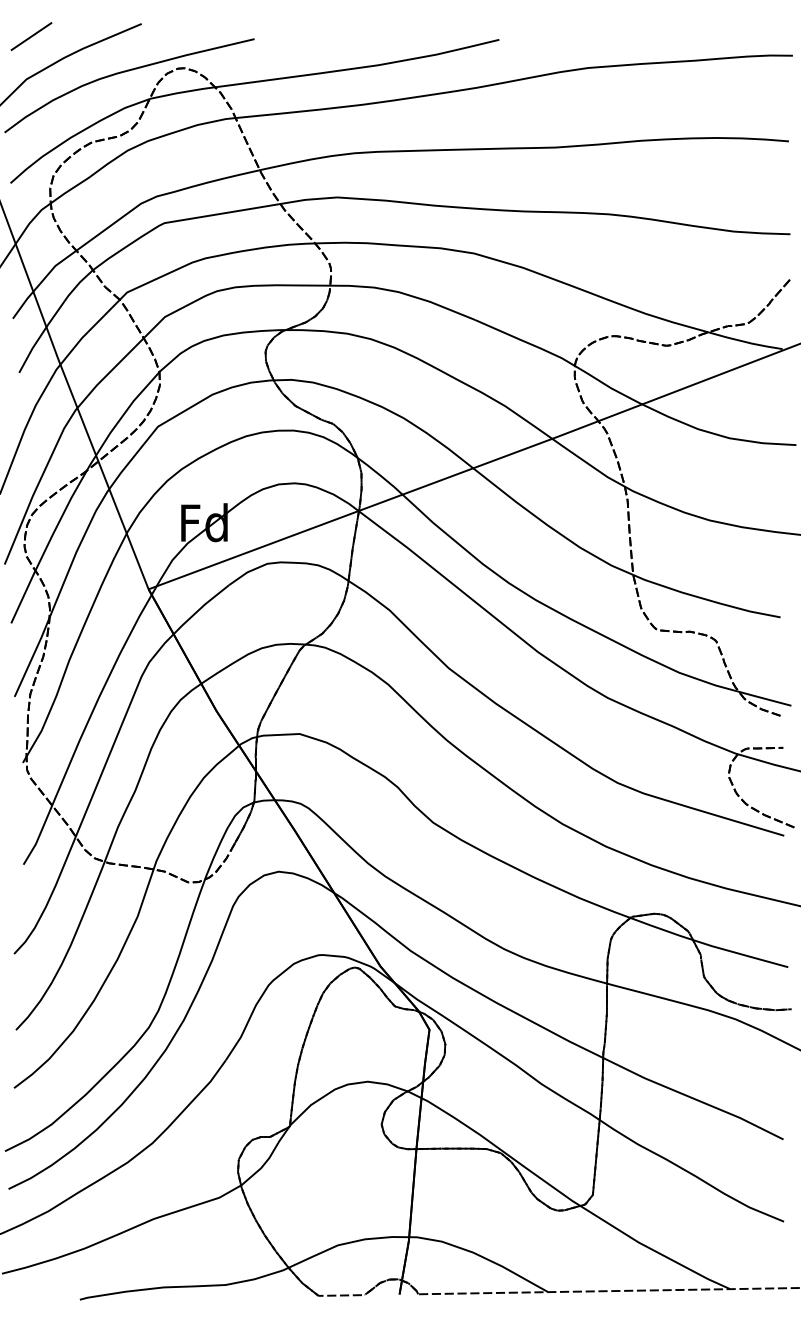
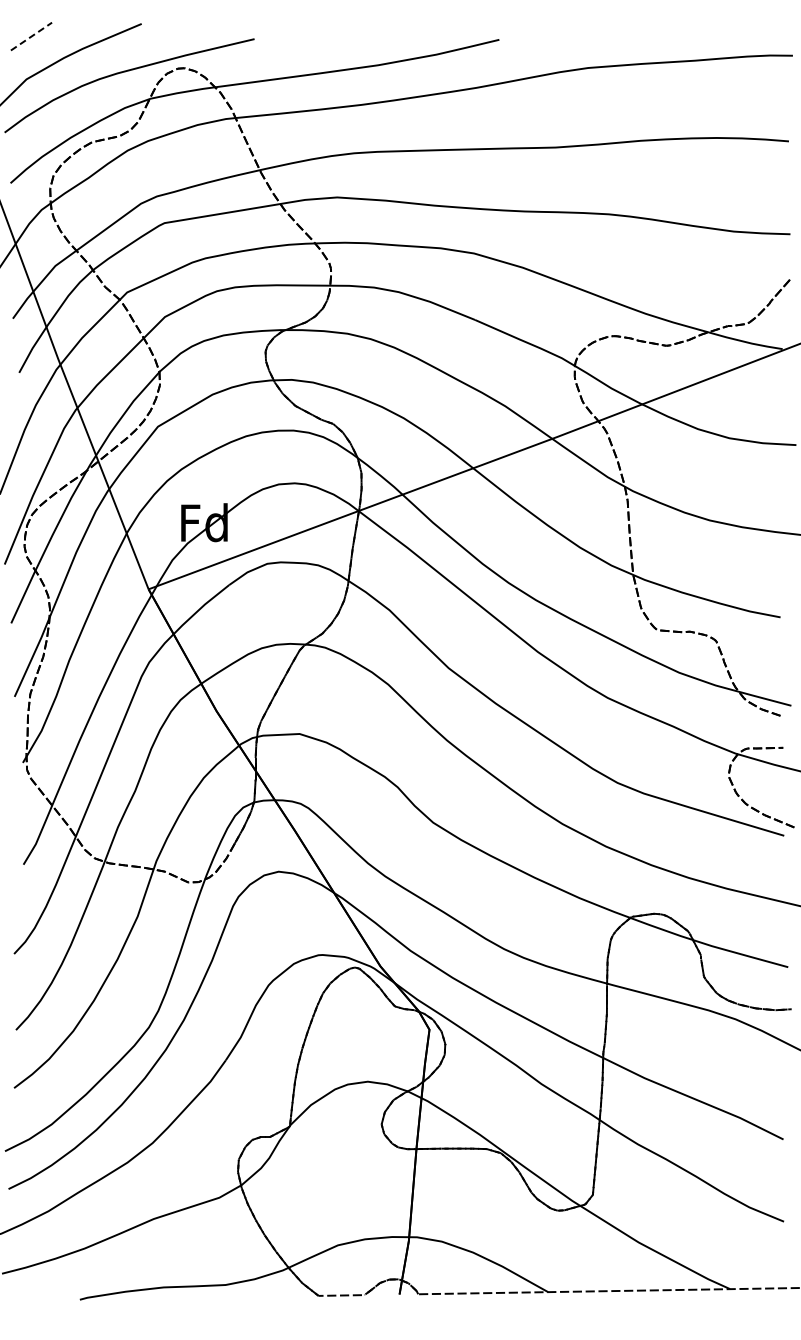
line: solid -> dashed (31, 36)
